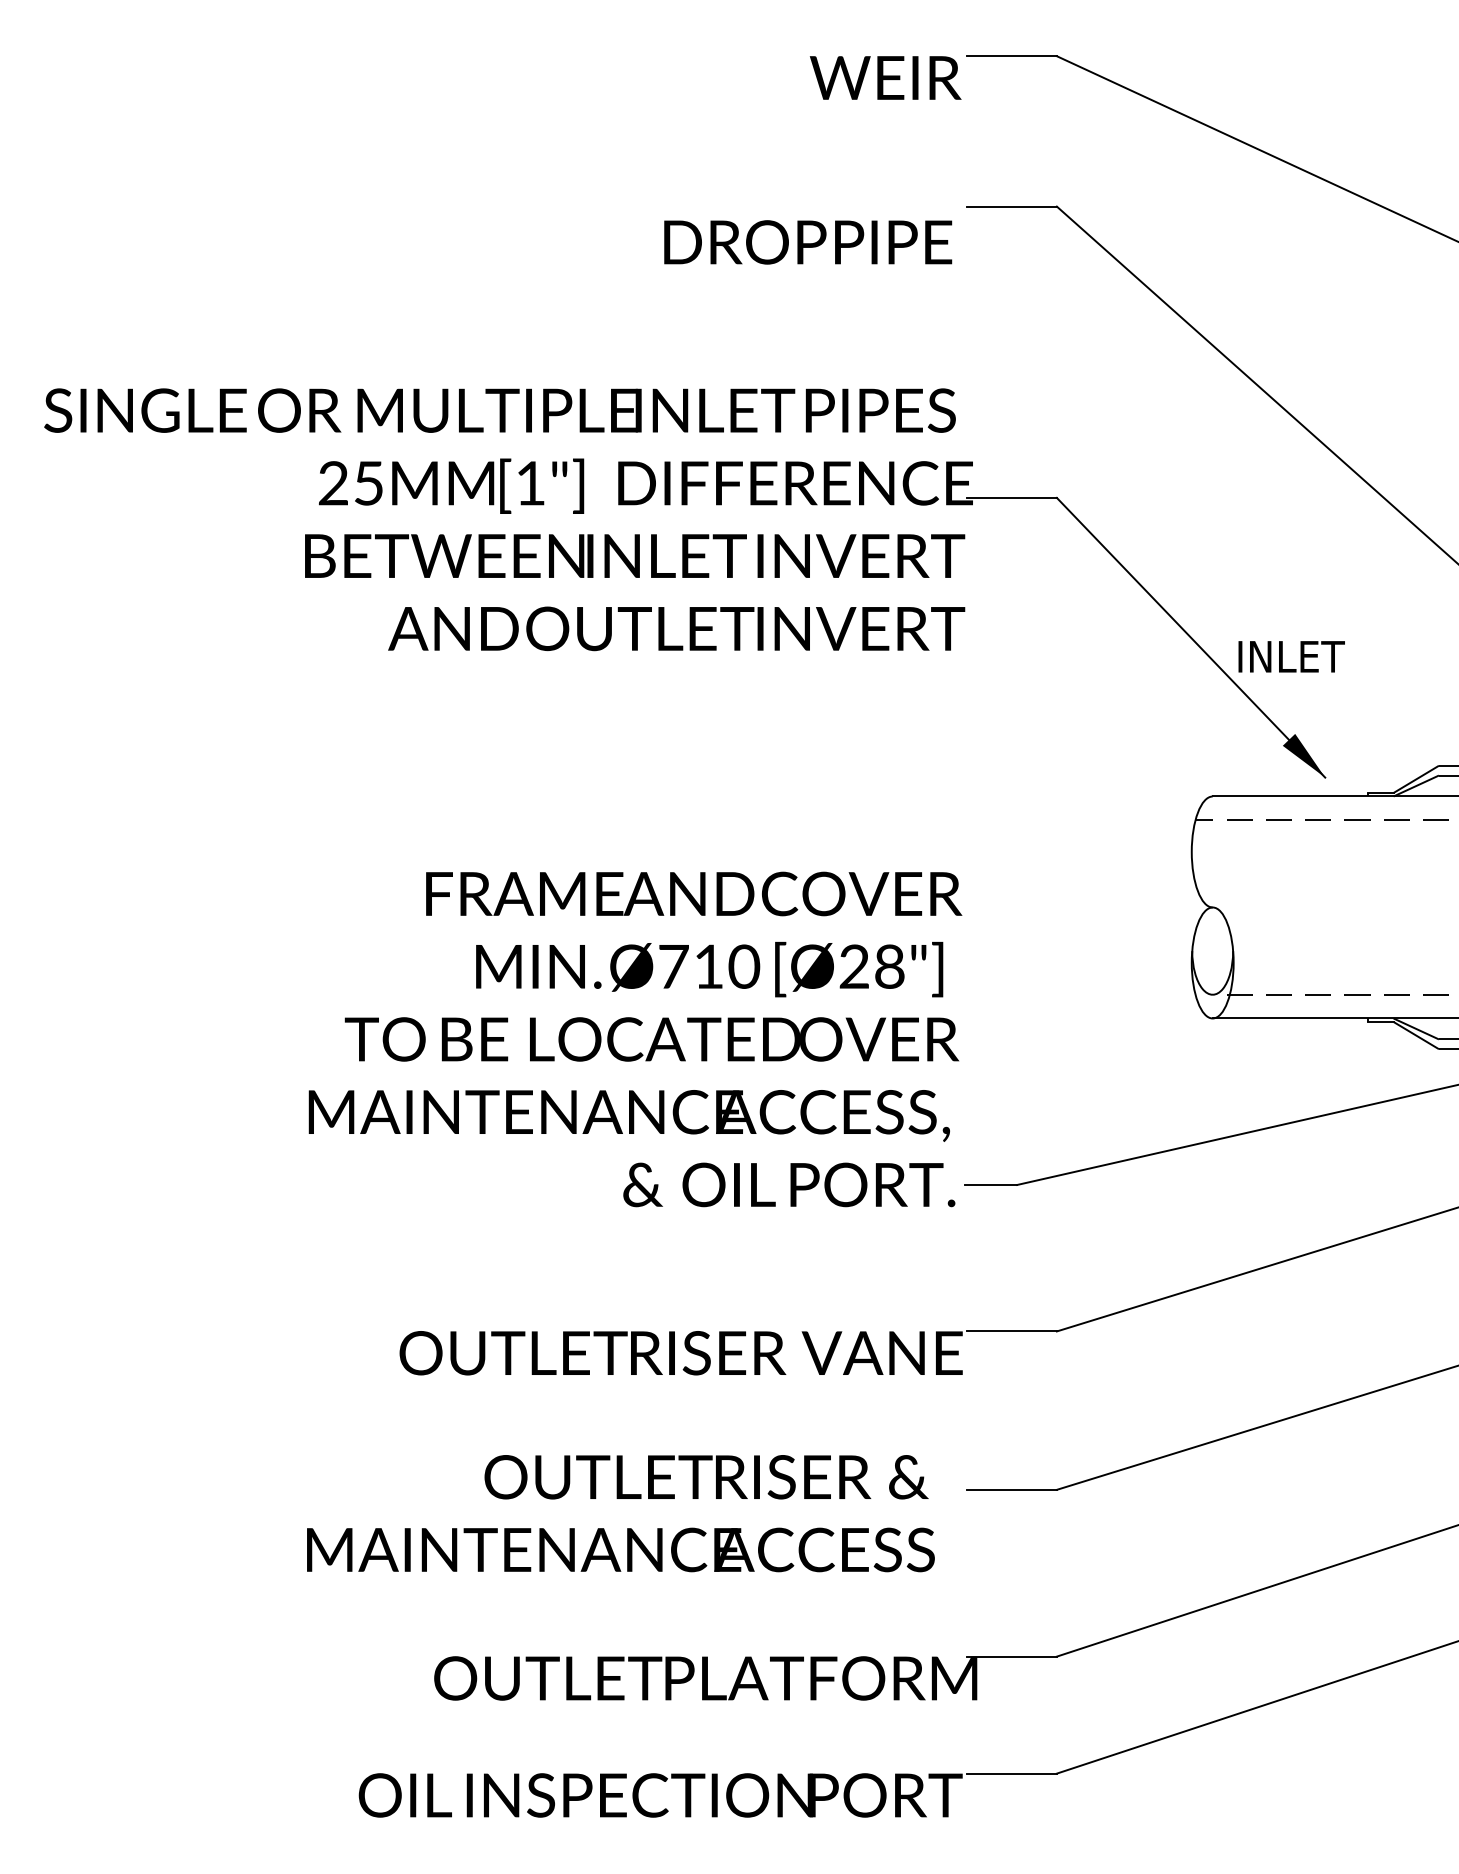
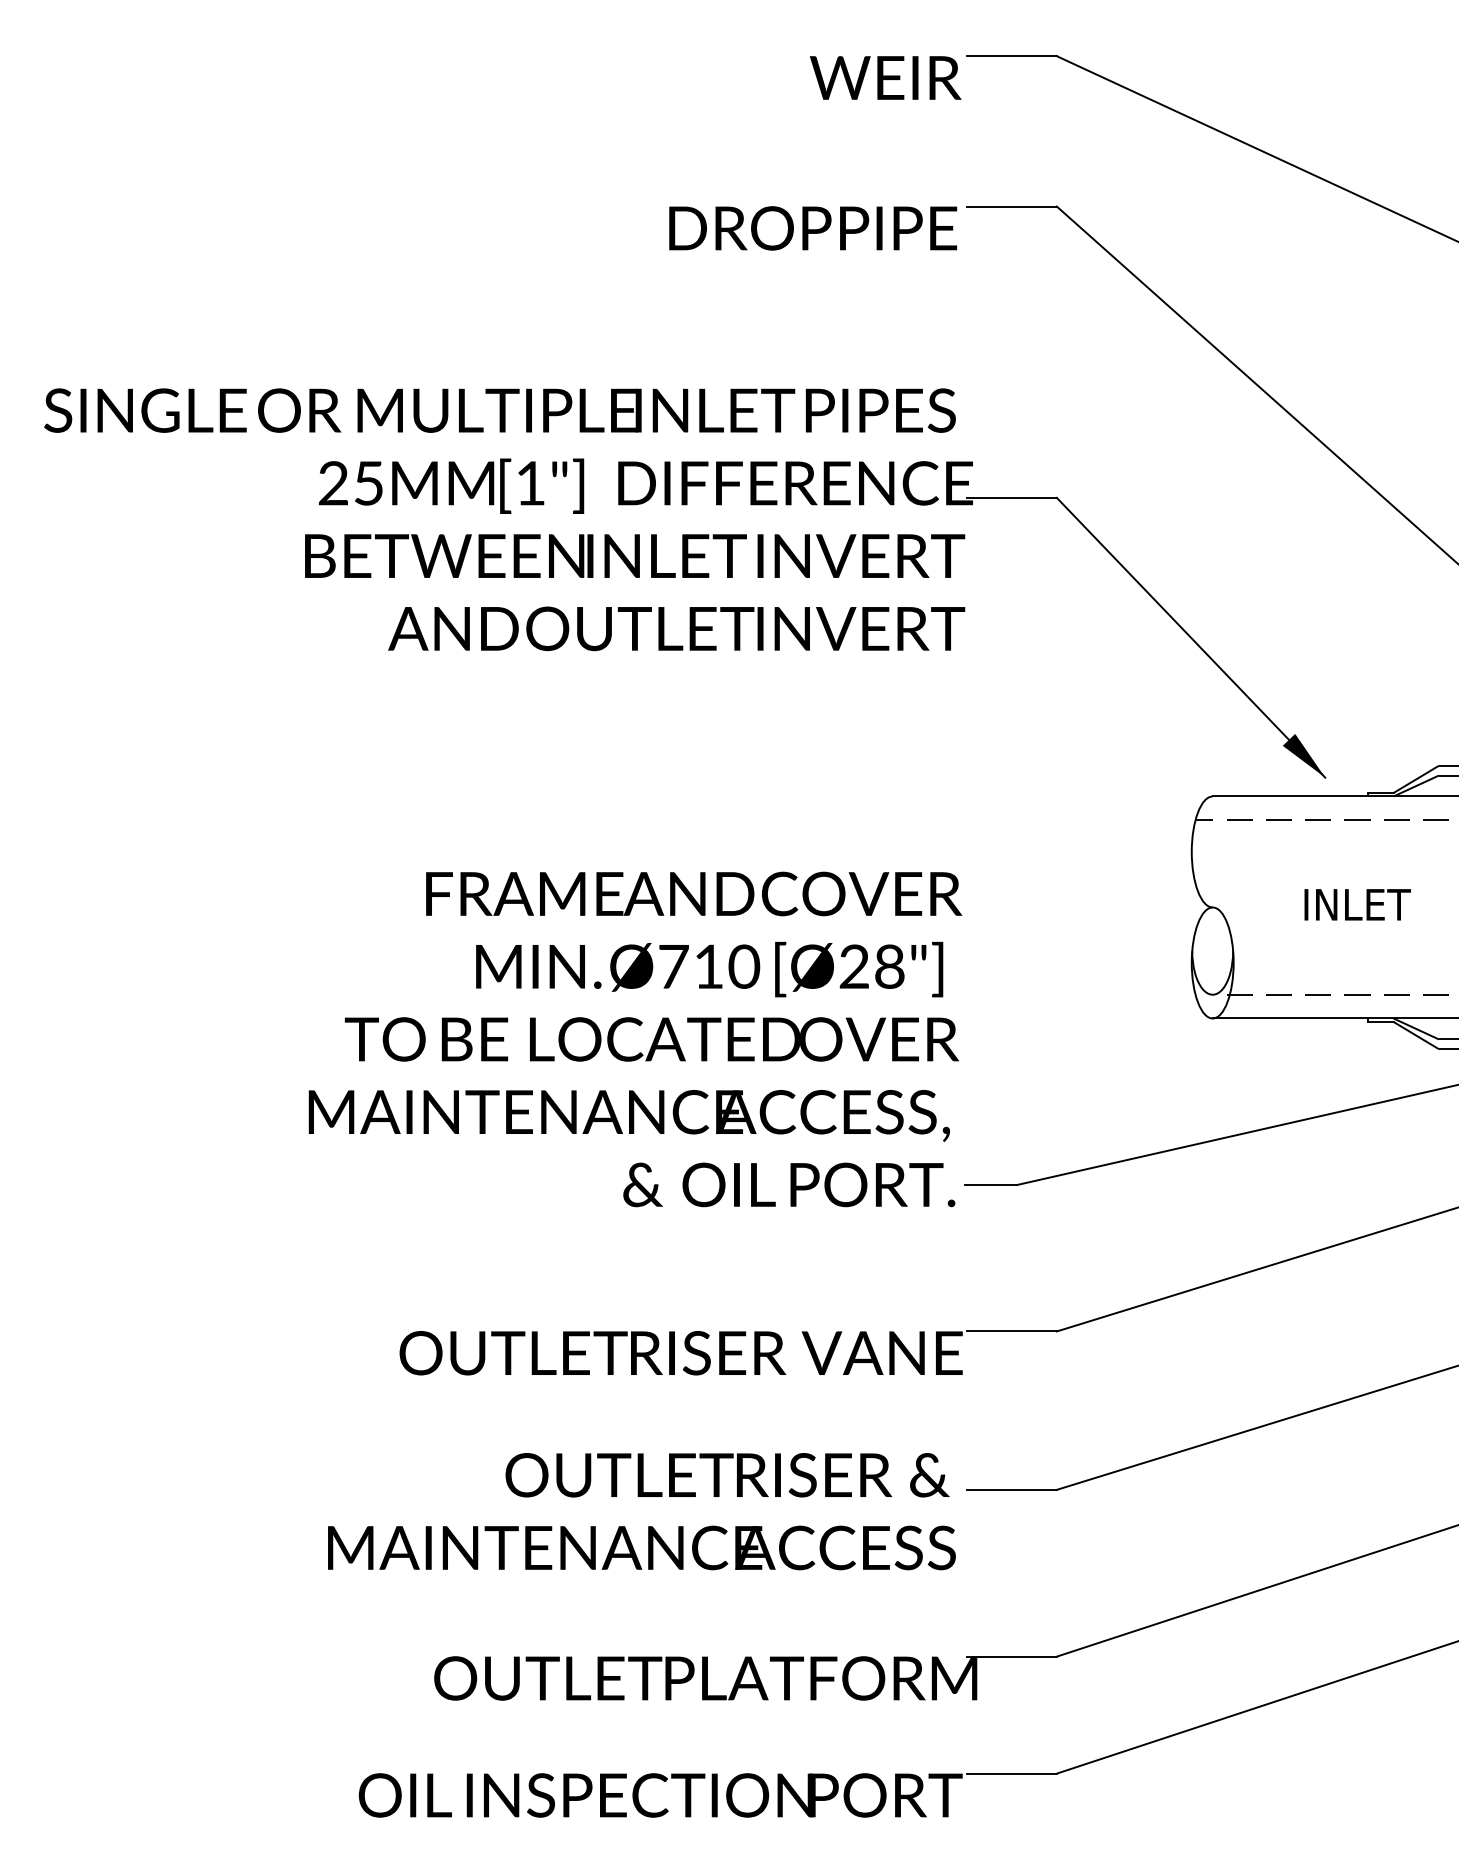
text position: (808, 242) -> (813, 228) (813, 228)
text position: (1291, 656) -> (1357, 904) (1357, 904)
text position: (620, 1513) -> (641, 1511) (641, 1511)
